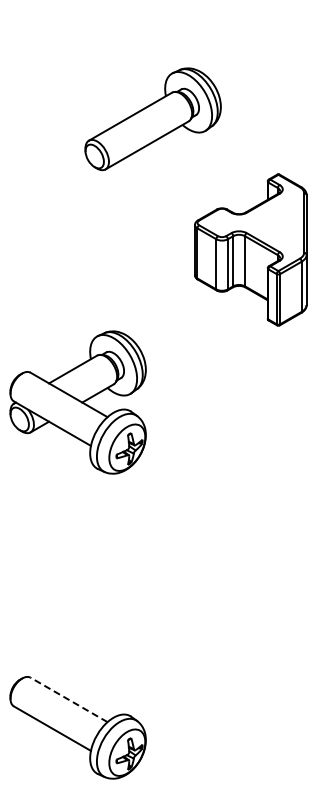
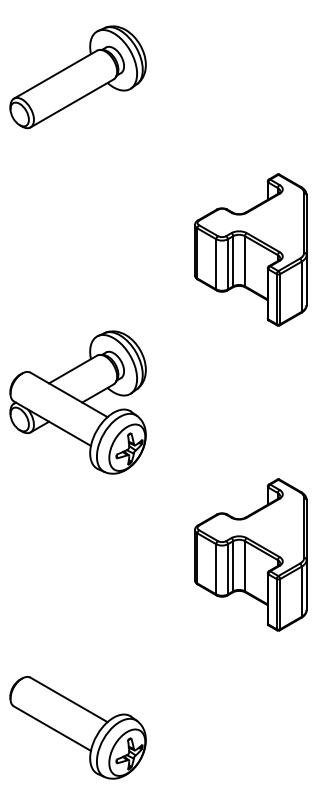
part position: (152, 119) -> (77, 77) (77, 77)
part: none -> present (250, 554)
line: dashed -> solid (68, 699)
